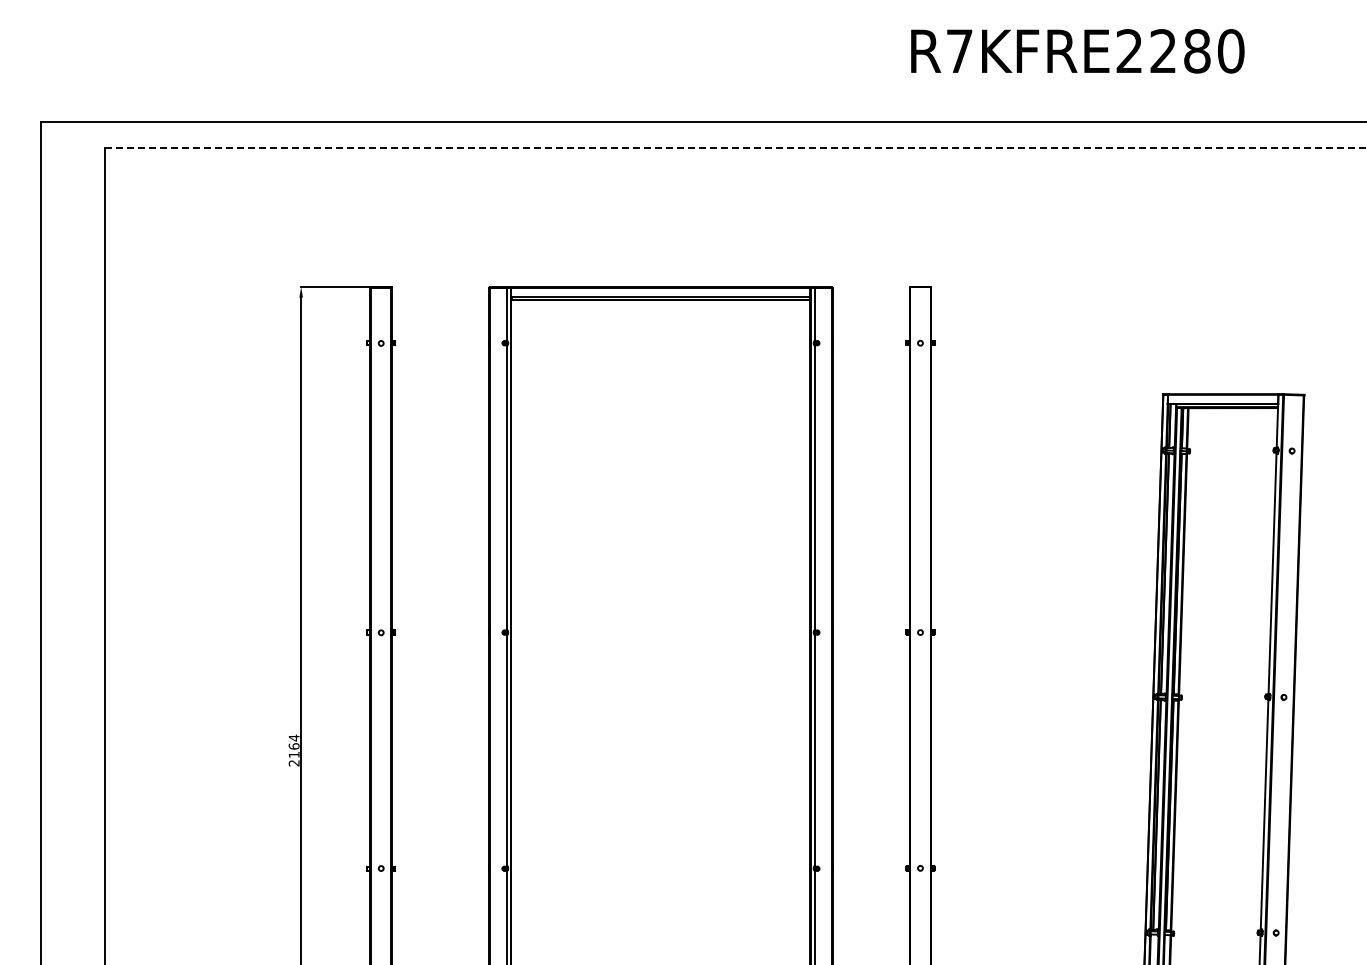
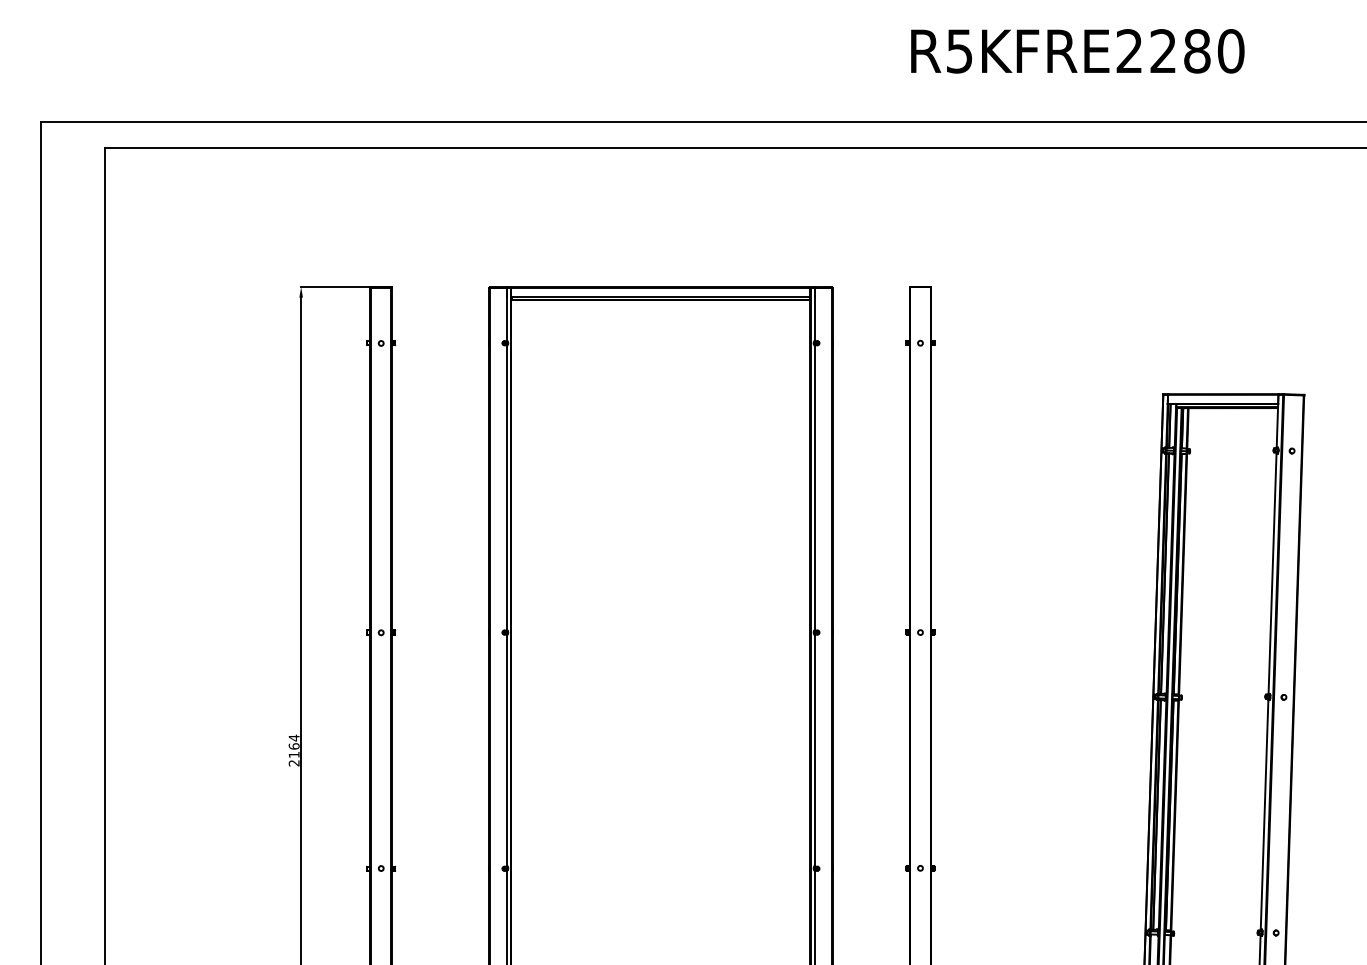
text: R7KFRE2280 -> R5KFRE2280 (959, 51)
line: dashed -> solid (736, 147)
